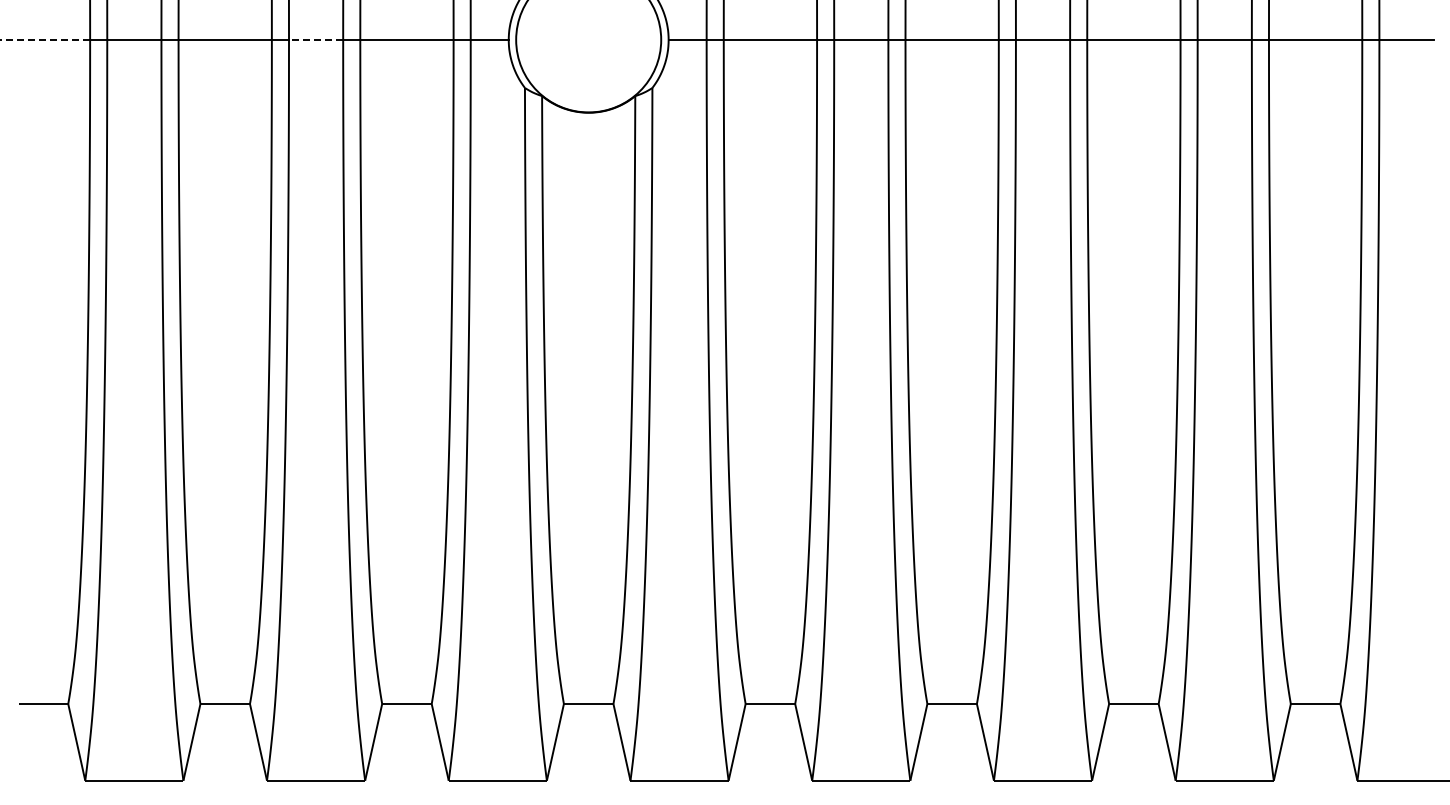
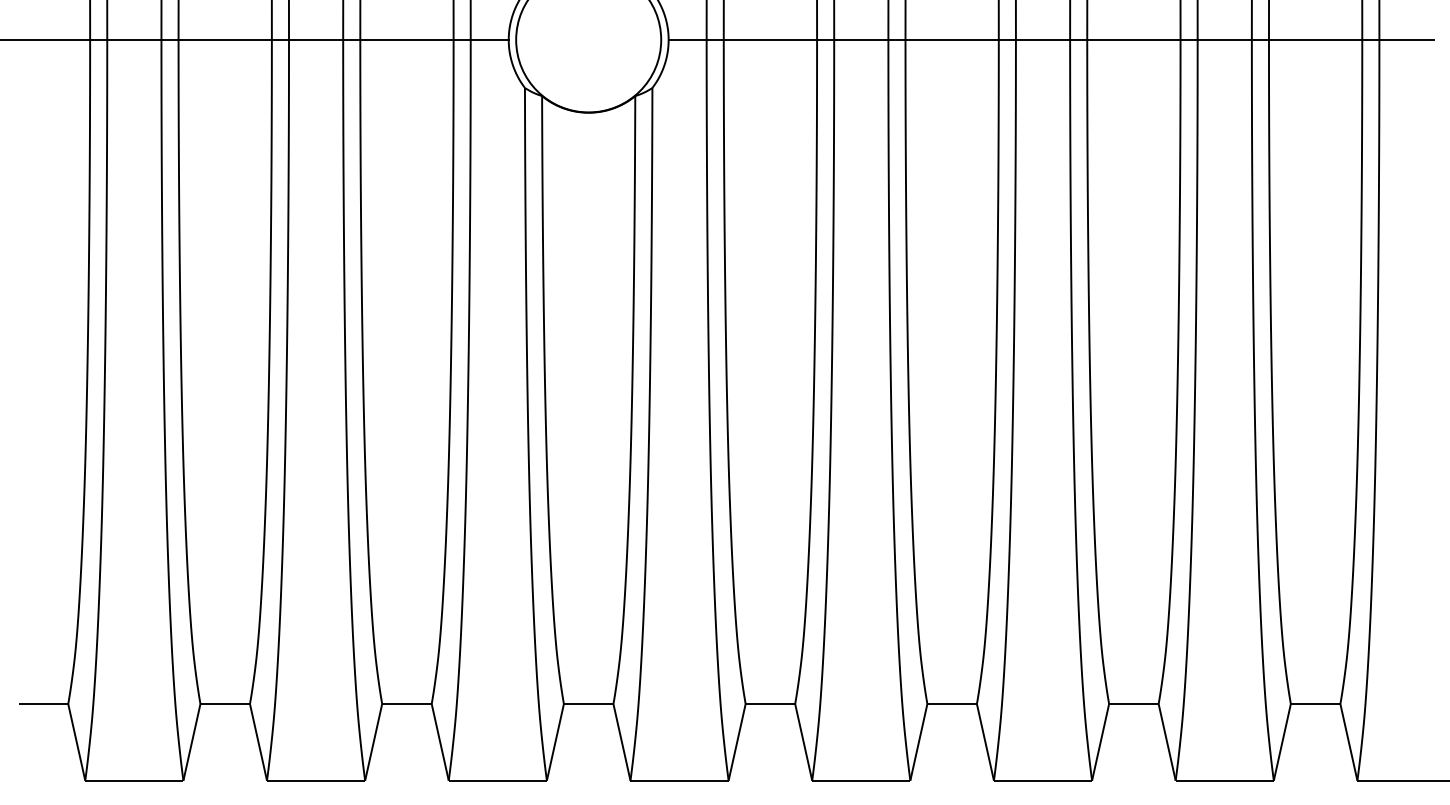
line: dashed -> solid (45, 39)
line: dashed -> solid (315, 39)
